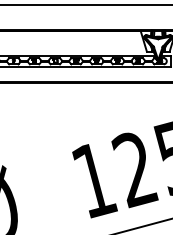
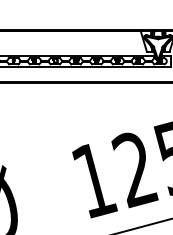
line: present -> none (85, 5)
